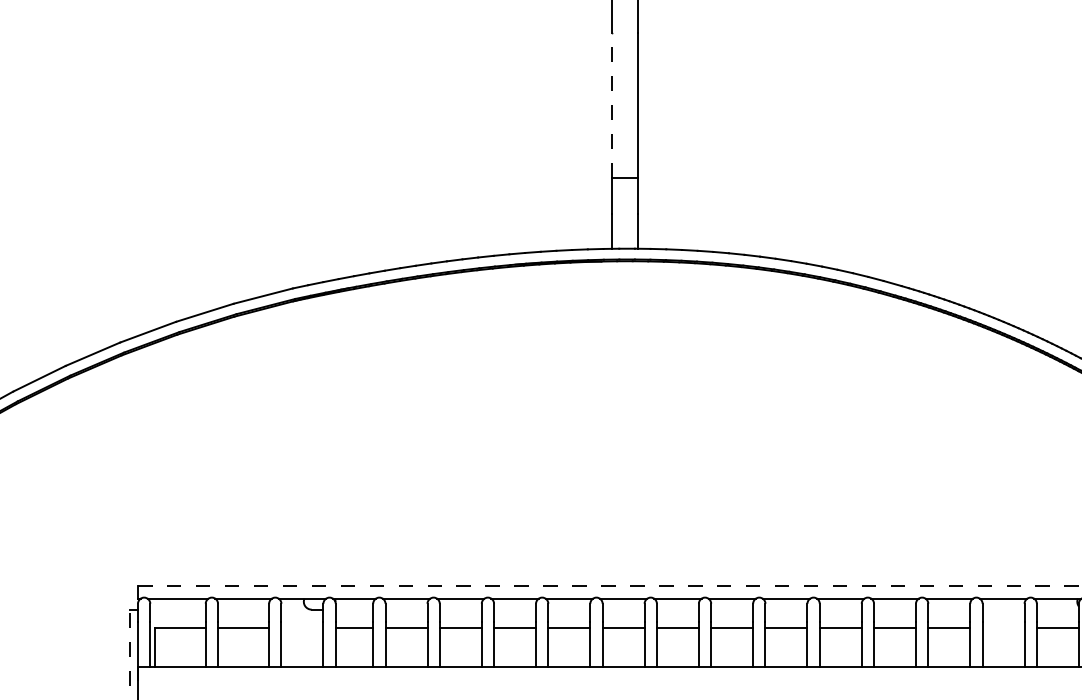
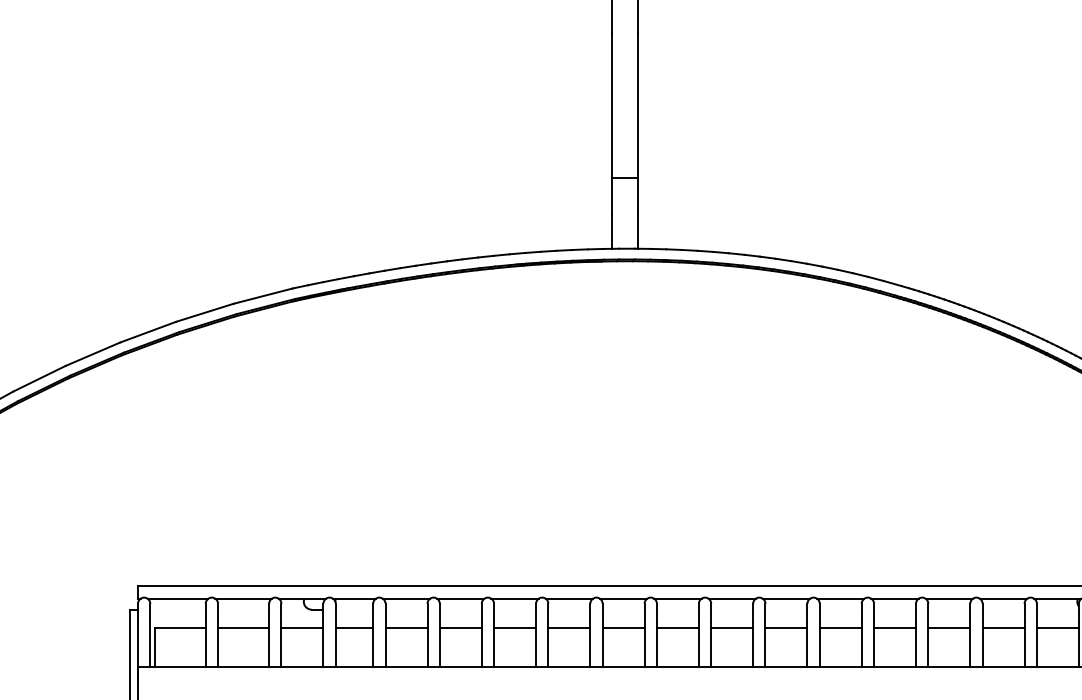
line: dashed -> solid (611, 104)
line: dashed -> solid (609, 586)
line: none -> present (302, 627)
line: none -> present (1003, 627)
line: dashed -> solid (129, 654)
